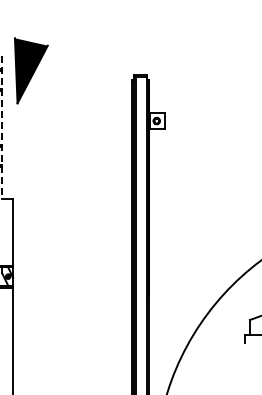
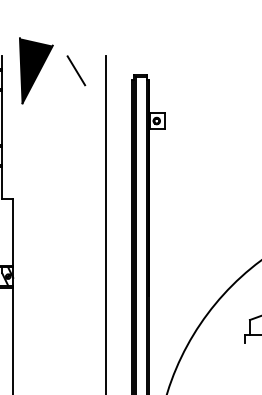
part position: (31, 70) -> (36, 70) (36, 70)
line: none -> present (76, 70)
line: dashed -> solid (1, 127)
line: none -> present (105, 223)
